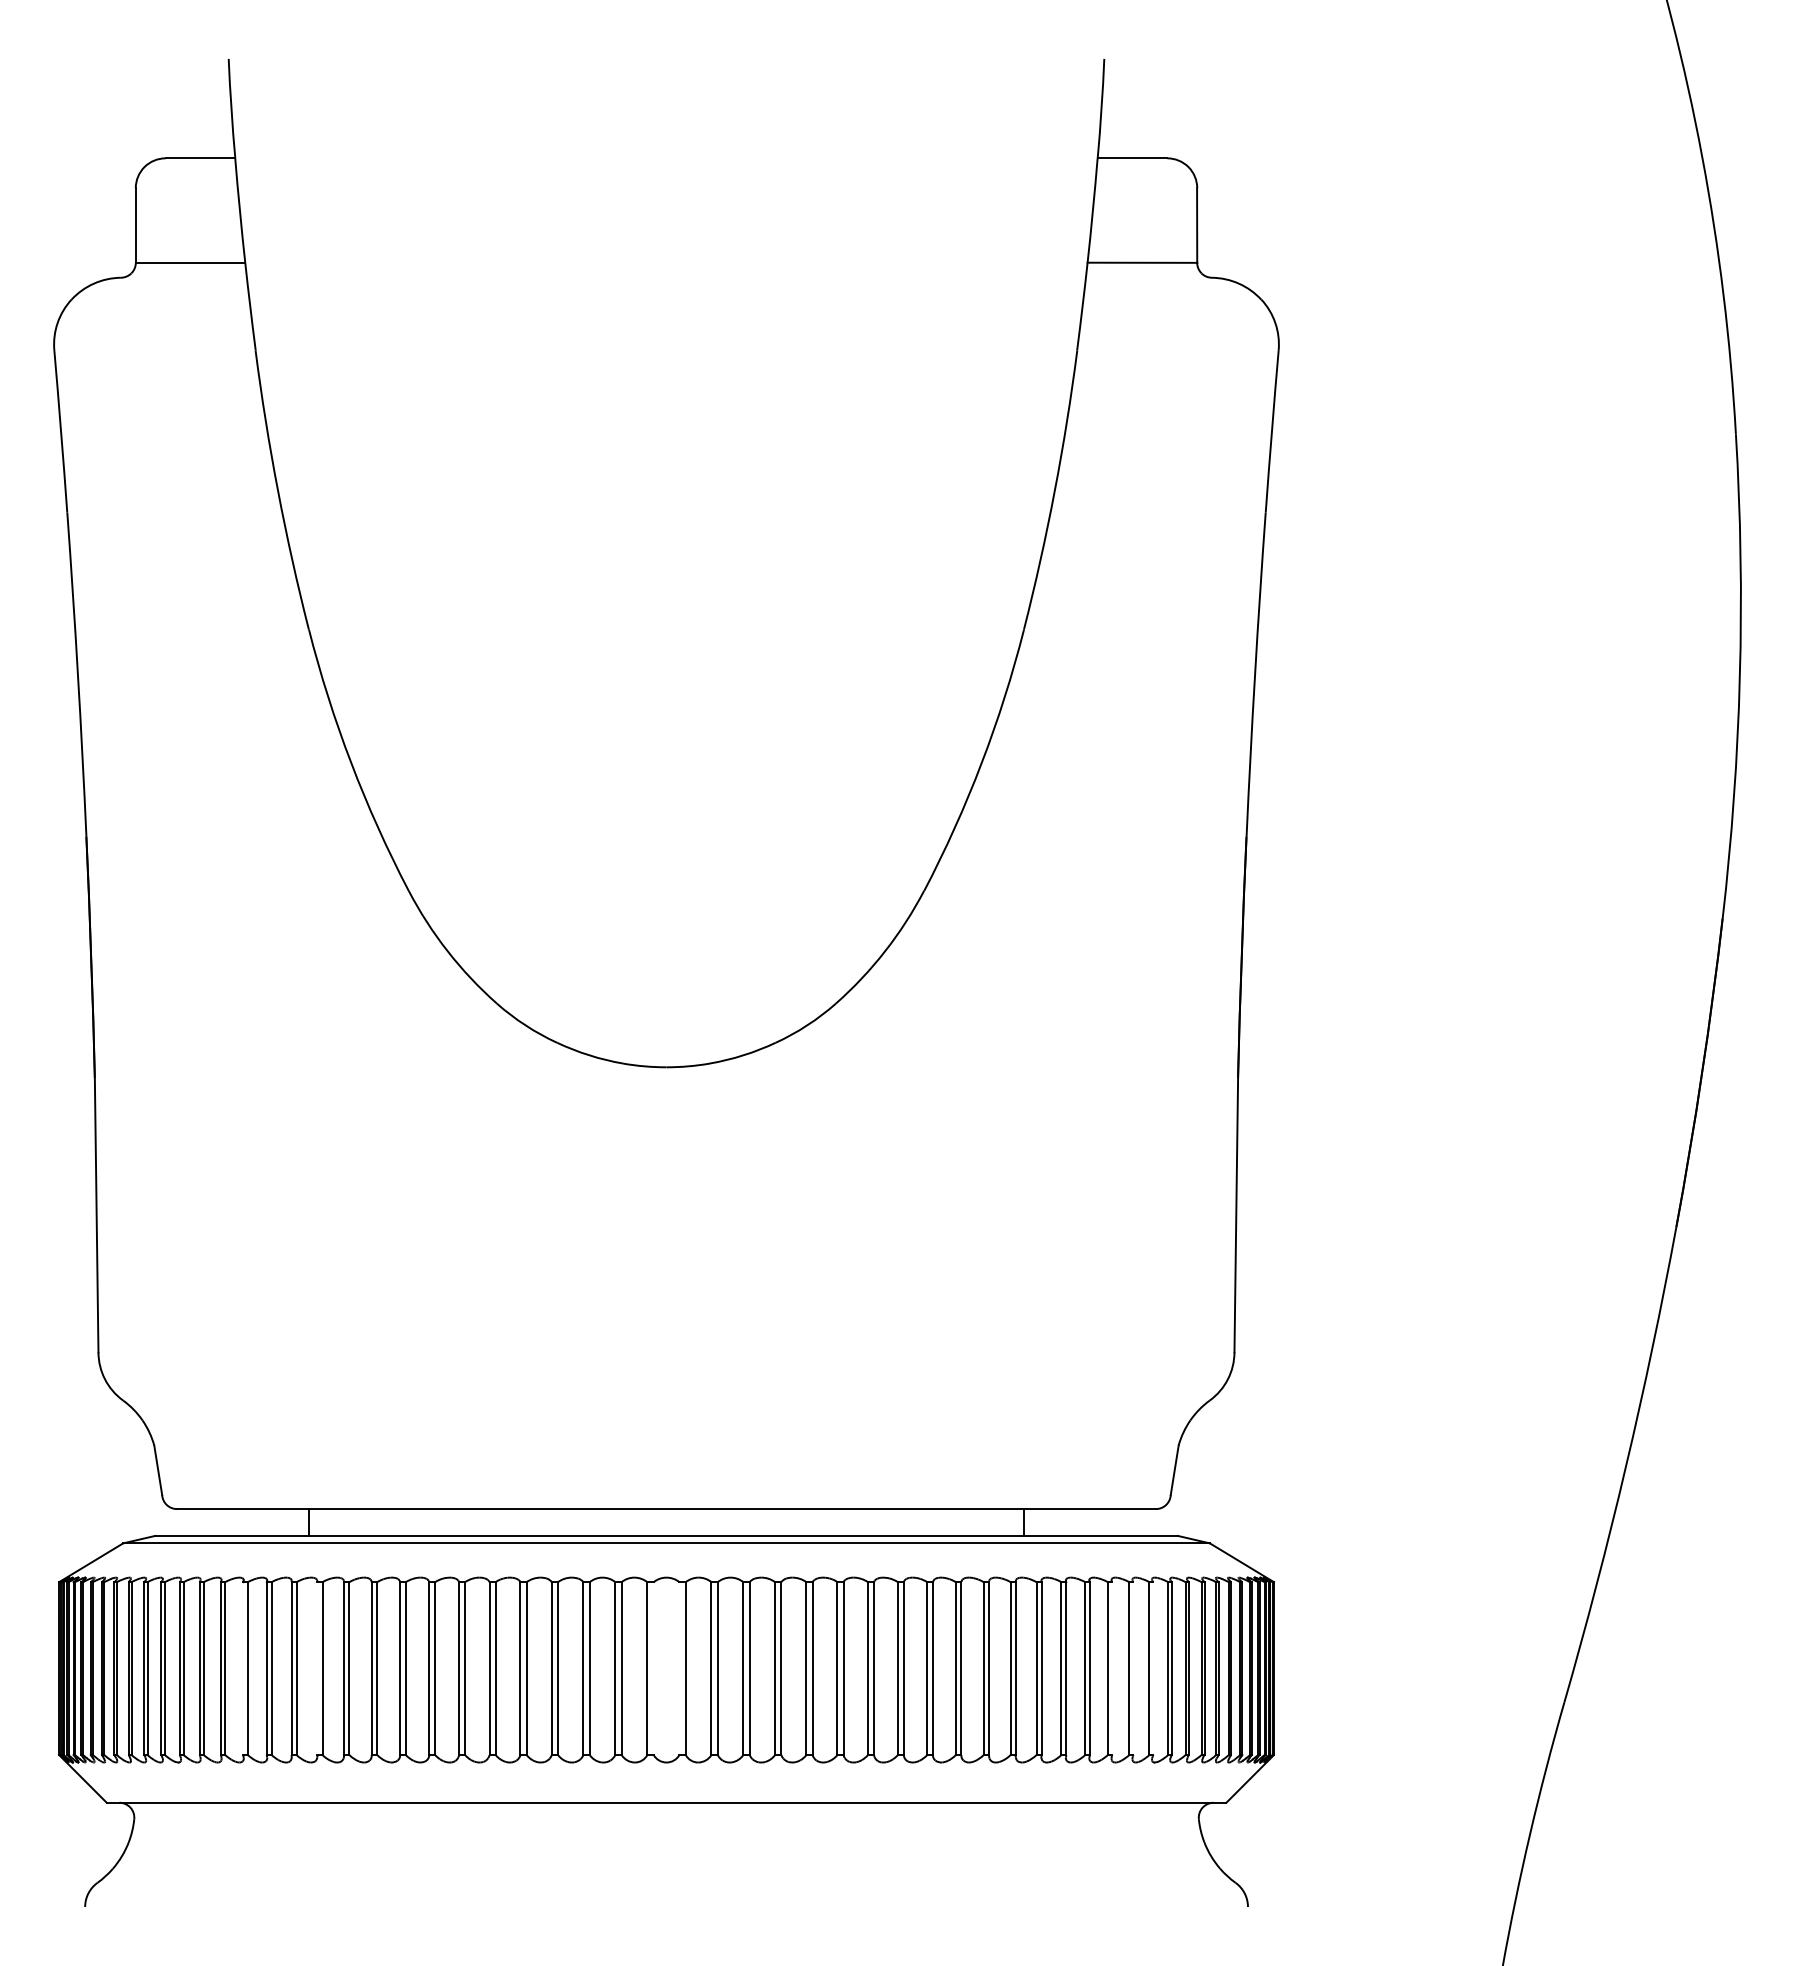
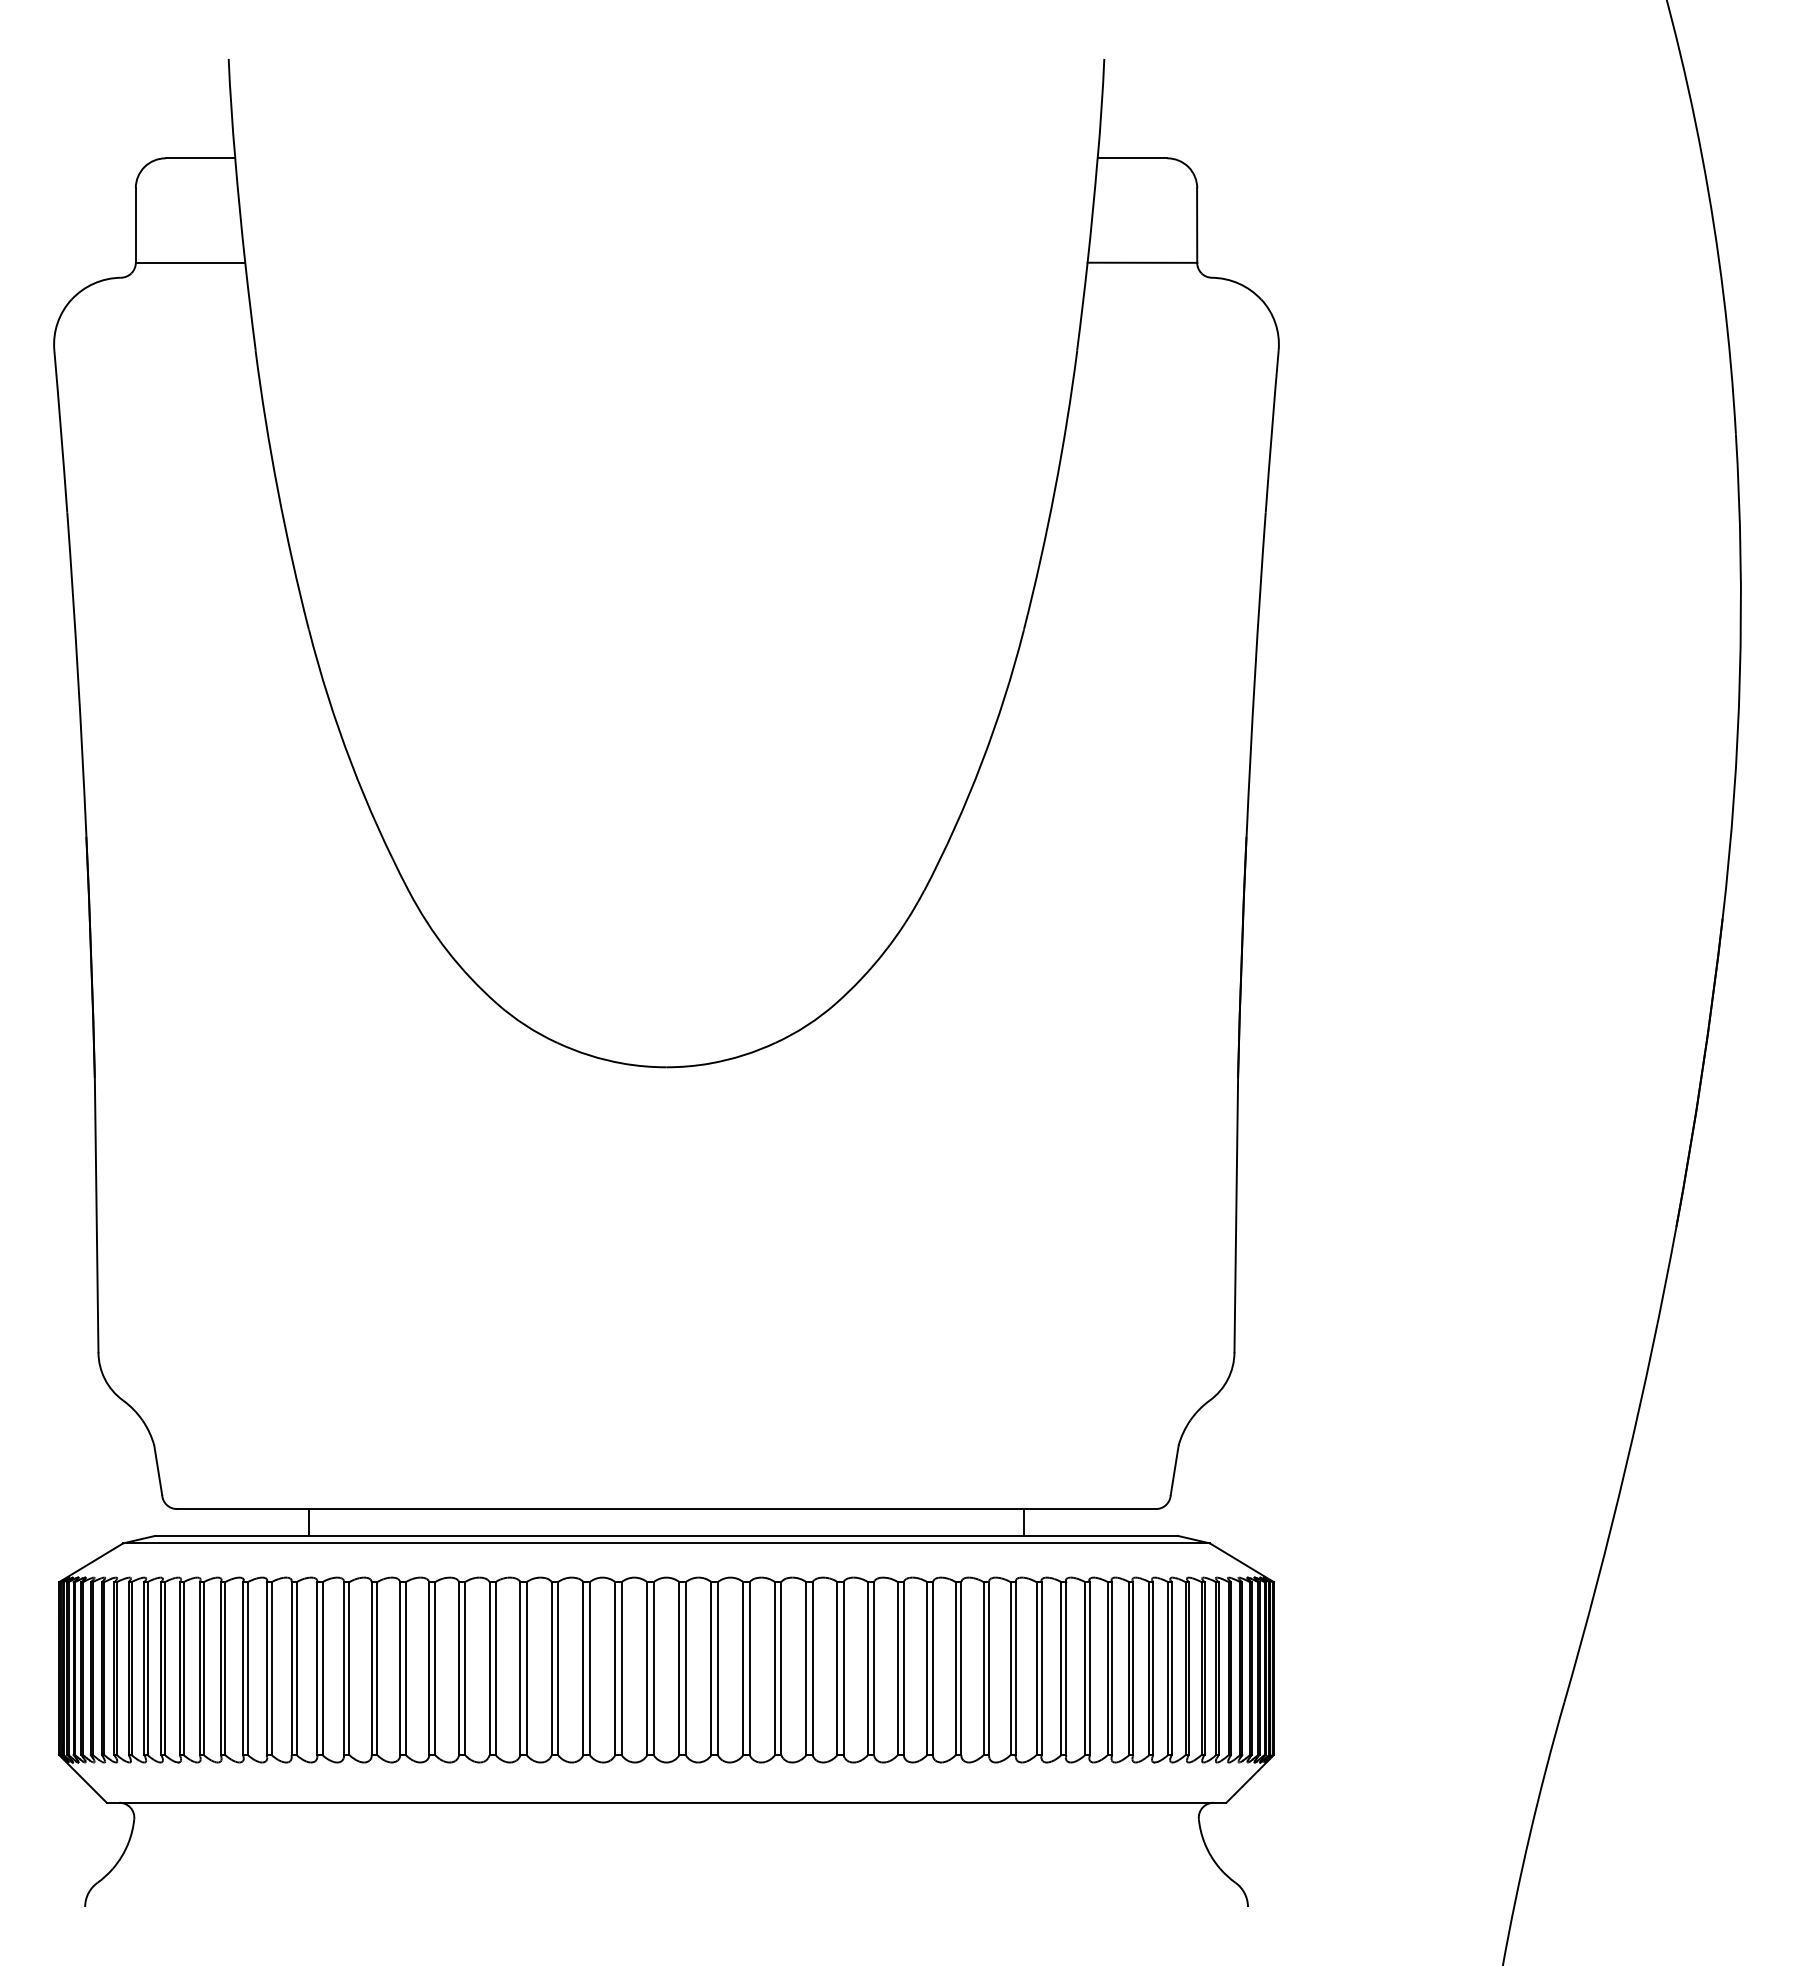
line: none -> present (243, 1668)
line: none -> present (317, 1668)
line: none -> present (653, 1668)
line: none -> present (679, 1668)
line: none -> present (1112, 1668)
line: none -> present (1133, 1668)
line: none -> present (1153, 1668)
